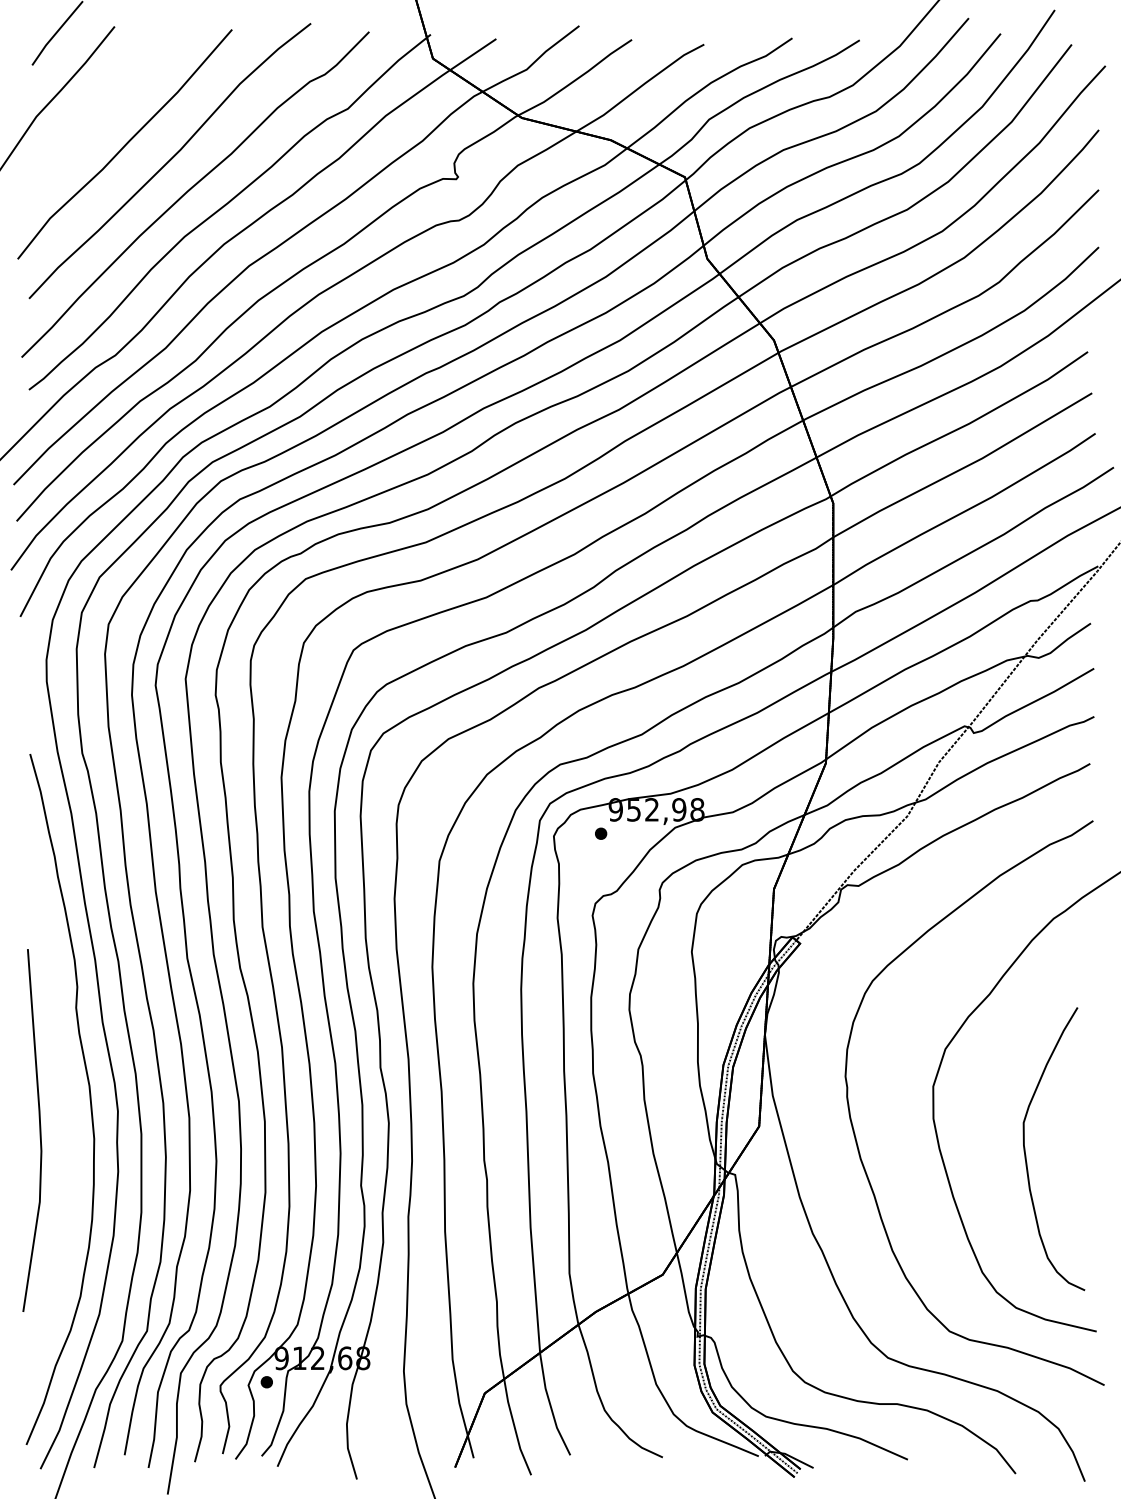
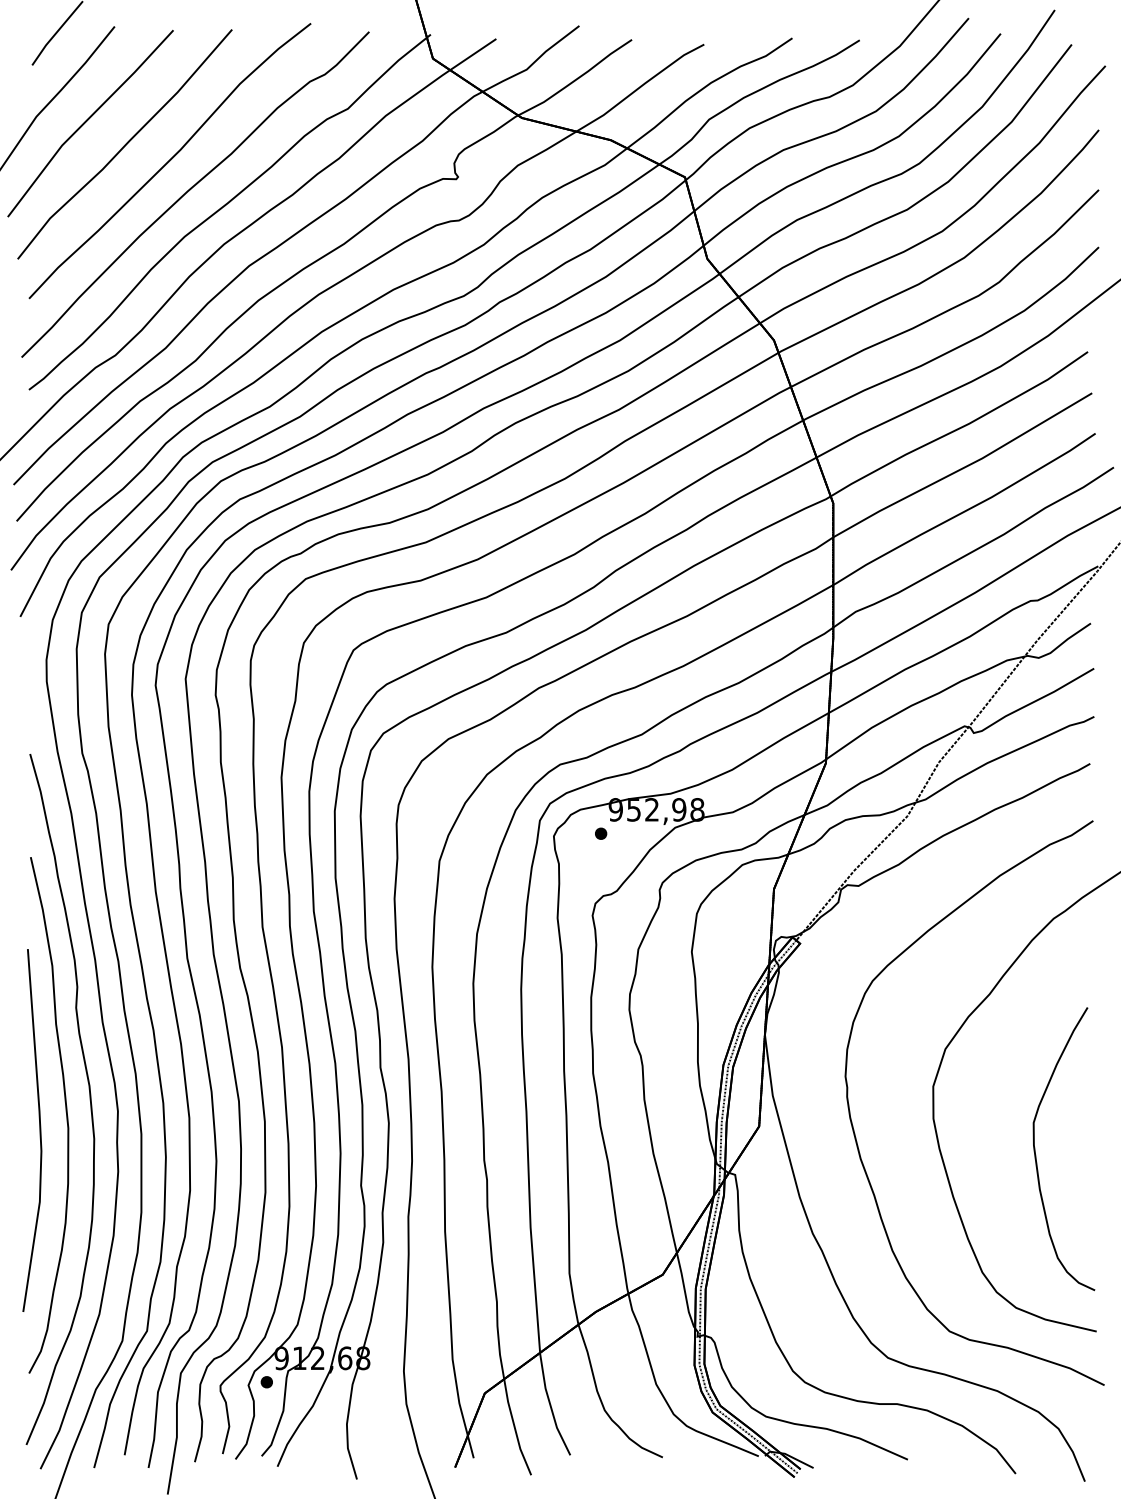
line: none -> present (88, 120)
curve: none -> present (65, 1112)
part position: (1026, 1155) -> (1036, 1155) (1036, 1155)
